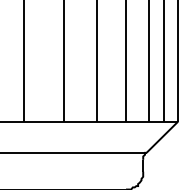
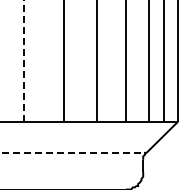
line: solid -> dashed (23, 60)
line: solid -> dashed (73, 152)
